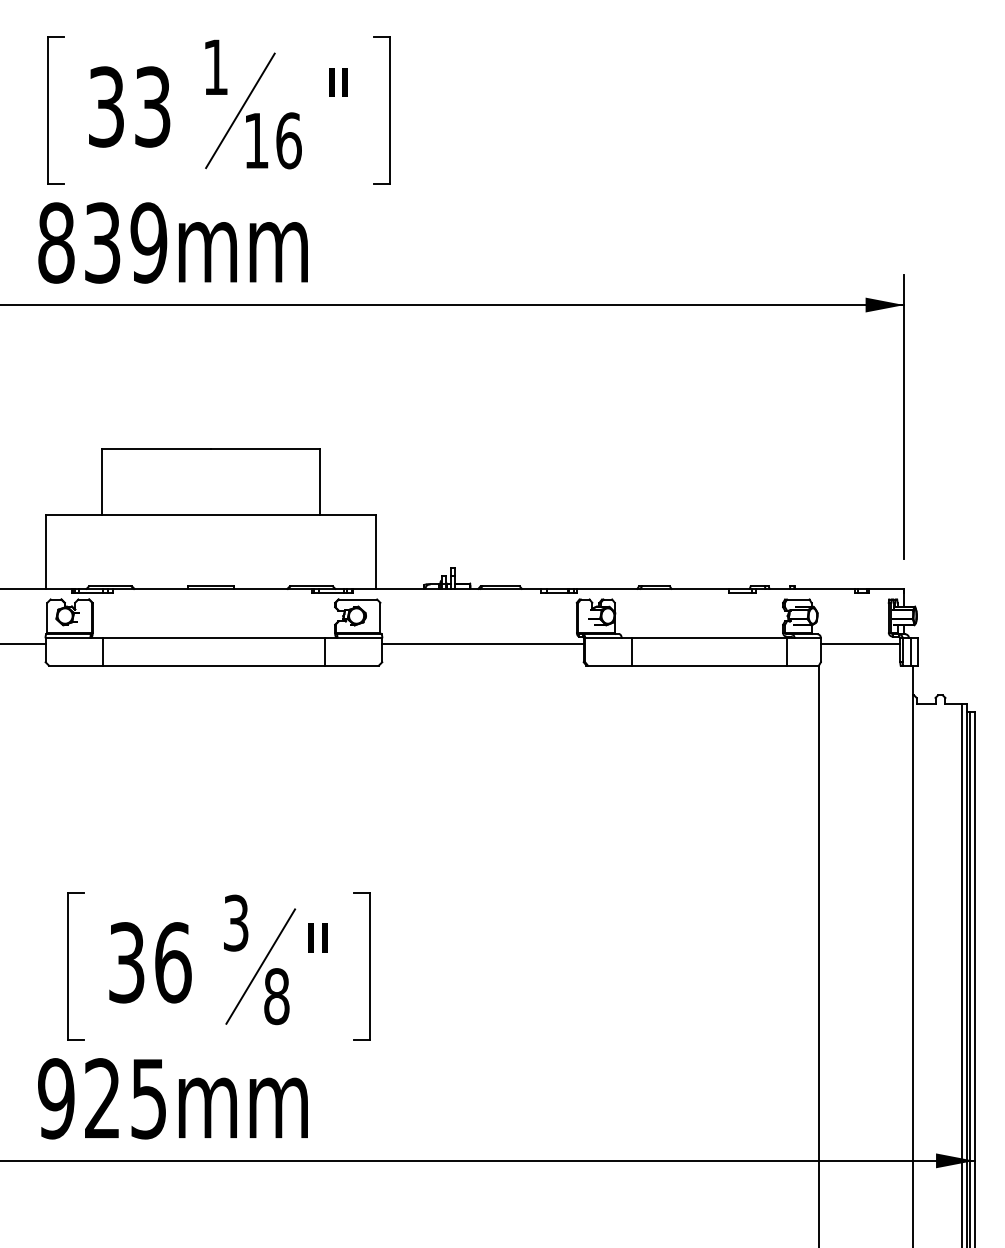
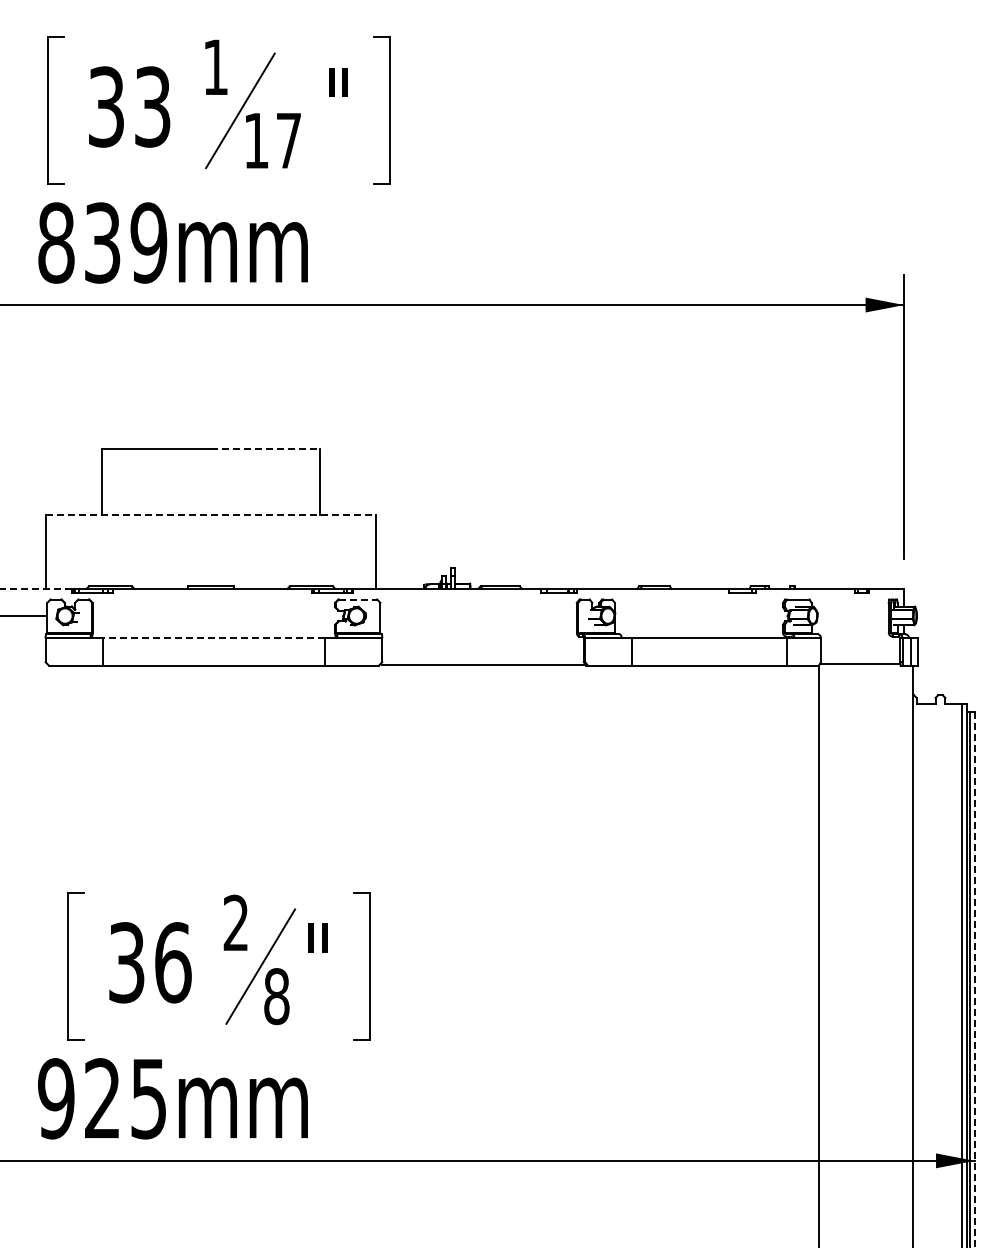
text: 16 -> 17 (288, 140)
line: solid -> dashed (265, 449)
line: solid -> dashed (211, 514)
line: solid -> dashed (35, 588)
line: solid -> dashed (358, 599)
line: solid -> dashed (213, 638)
line position: (23, 644) -> (23, 616) (23, 616)
line position: (482, 644) -> (482, 665) (482, 665)
line position: (860, 644) -> (860, 664) (860, 664)
text: 3 -> 2 (235, 922)
line: solid -> dashed (974, 979)
